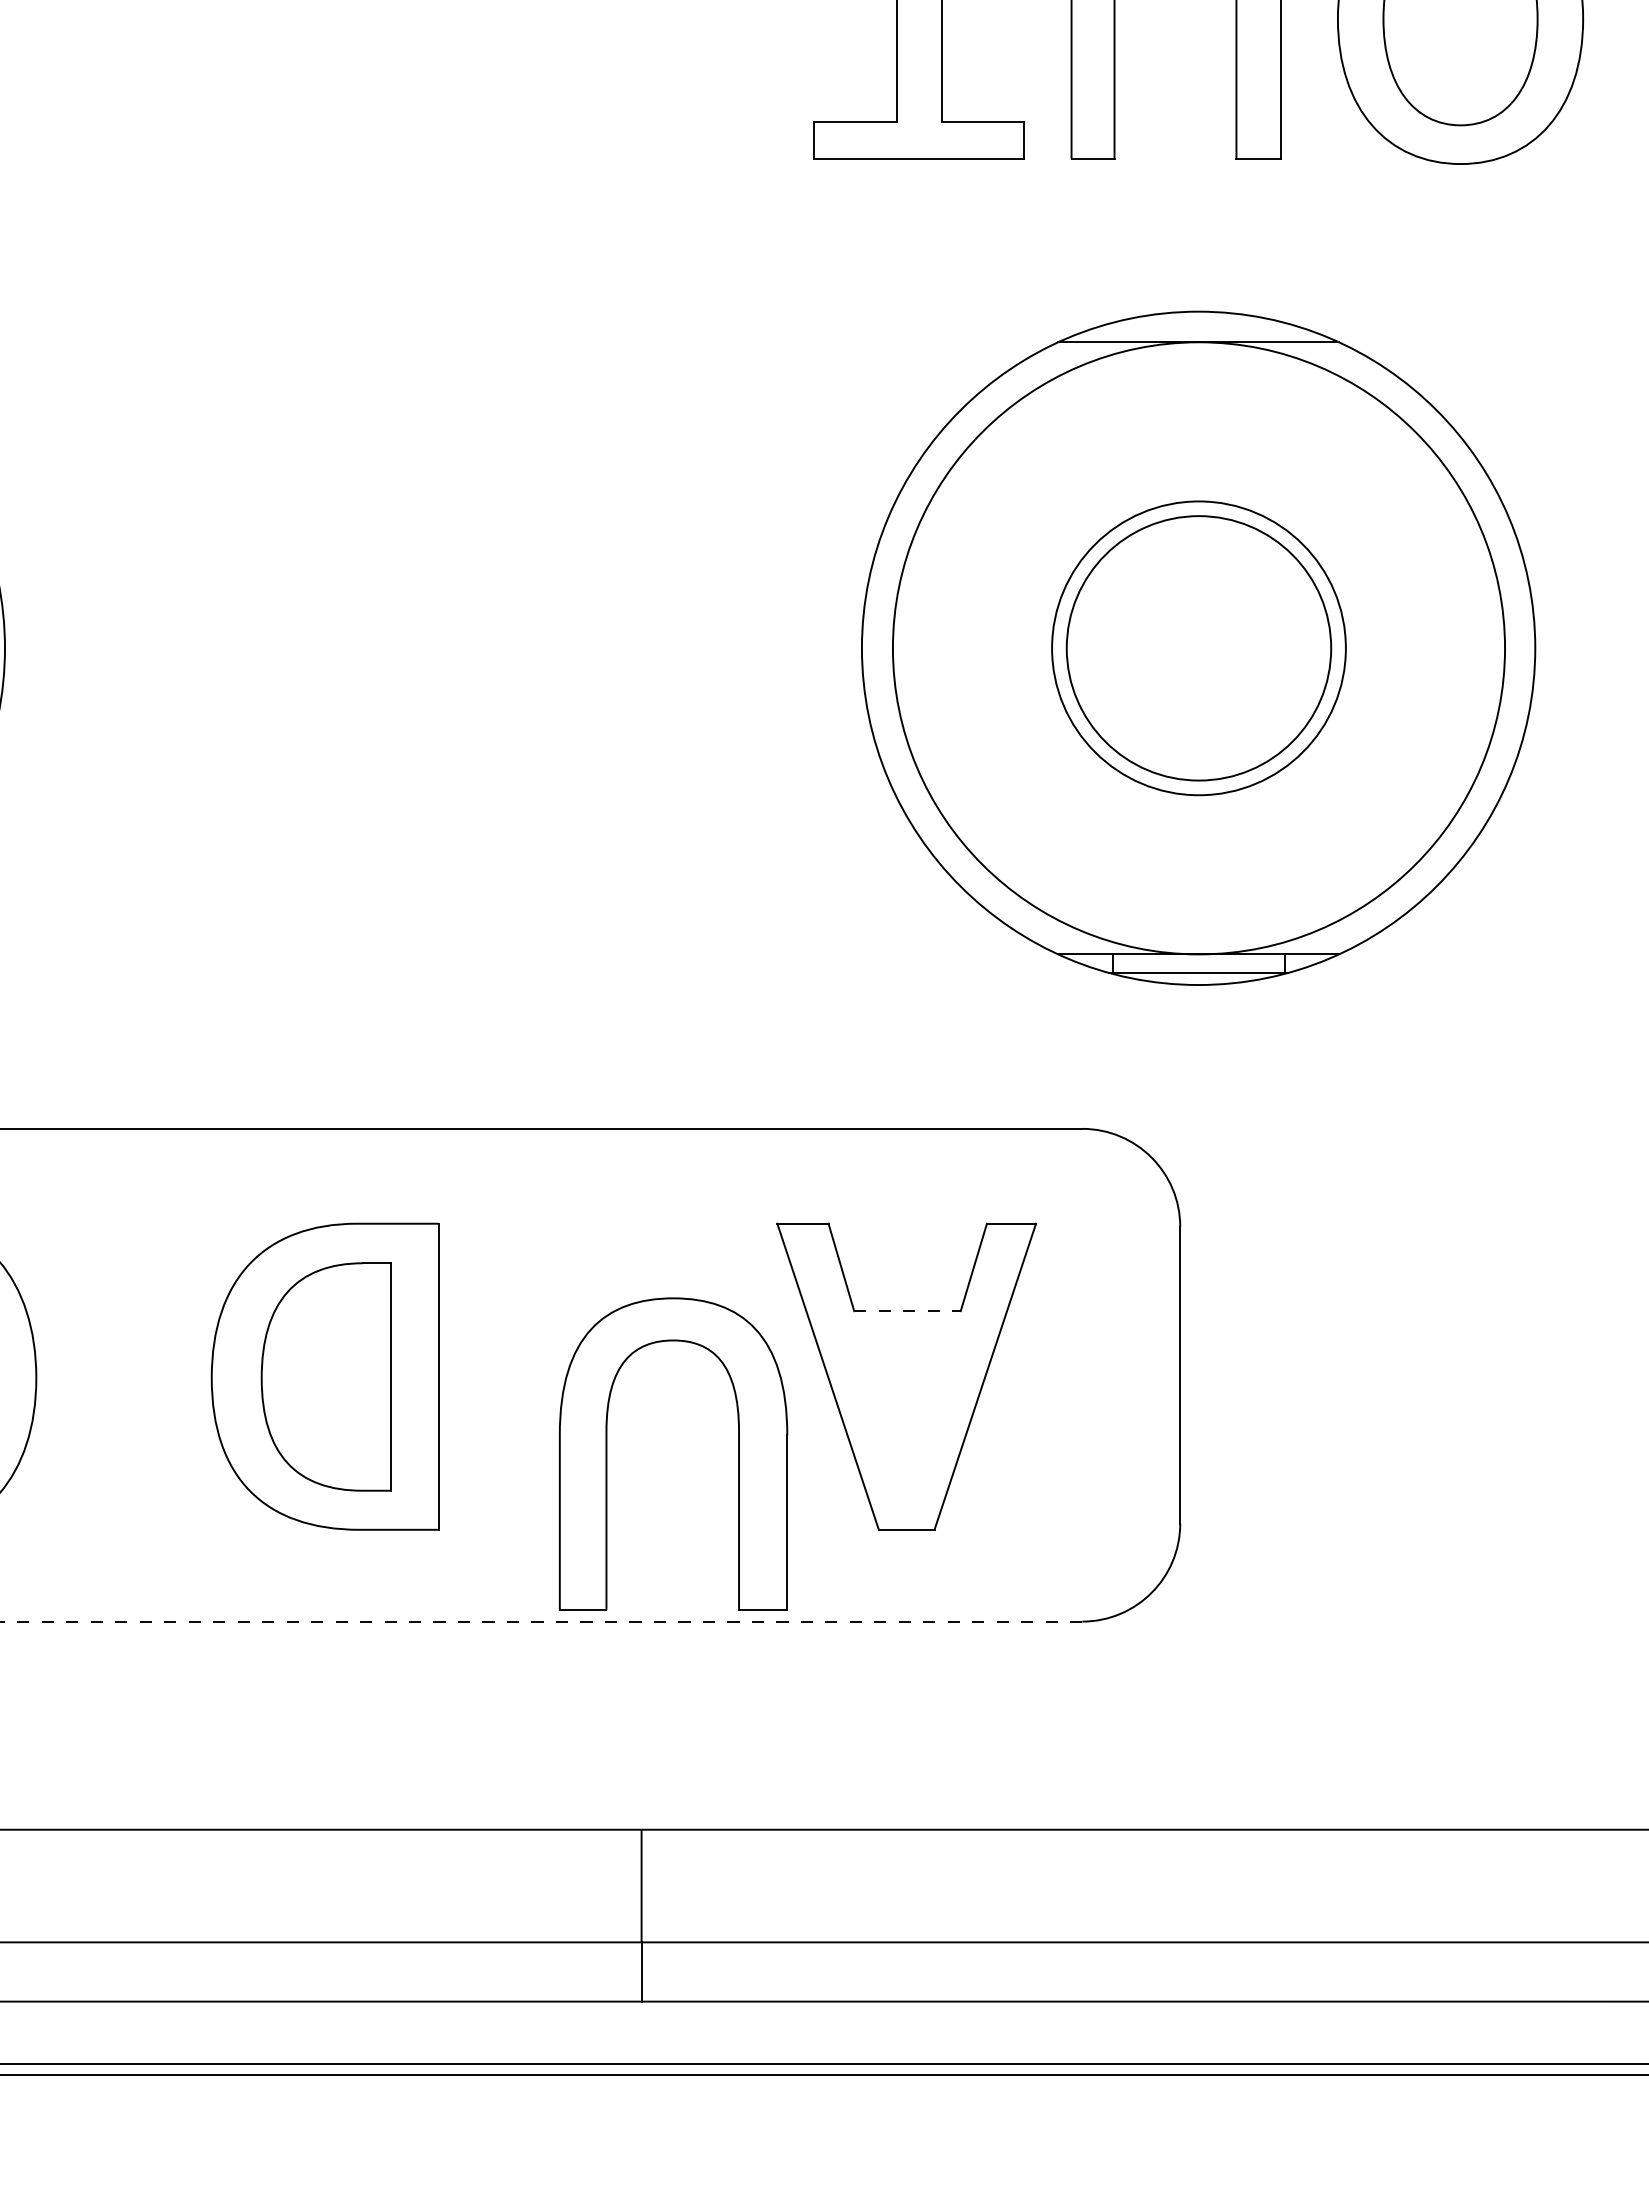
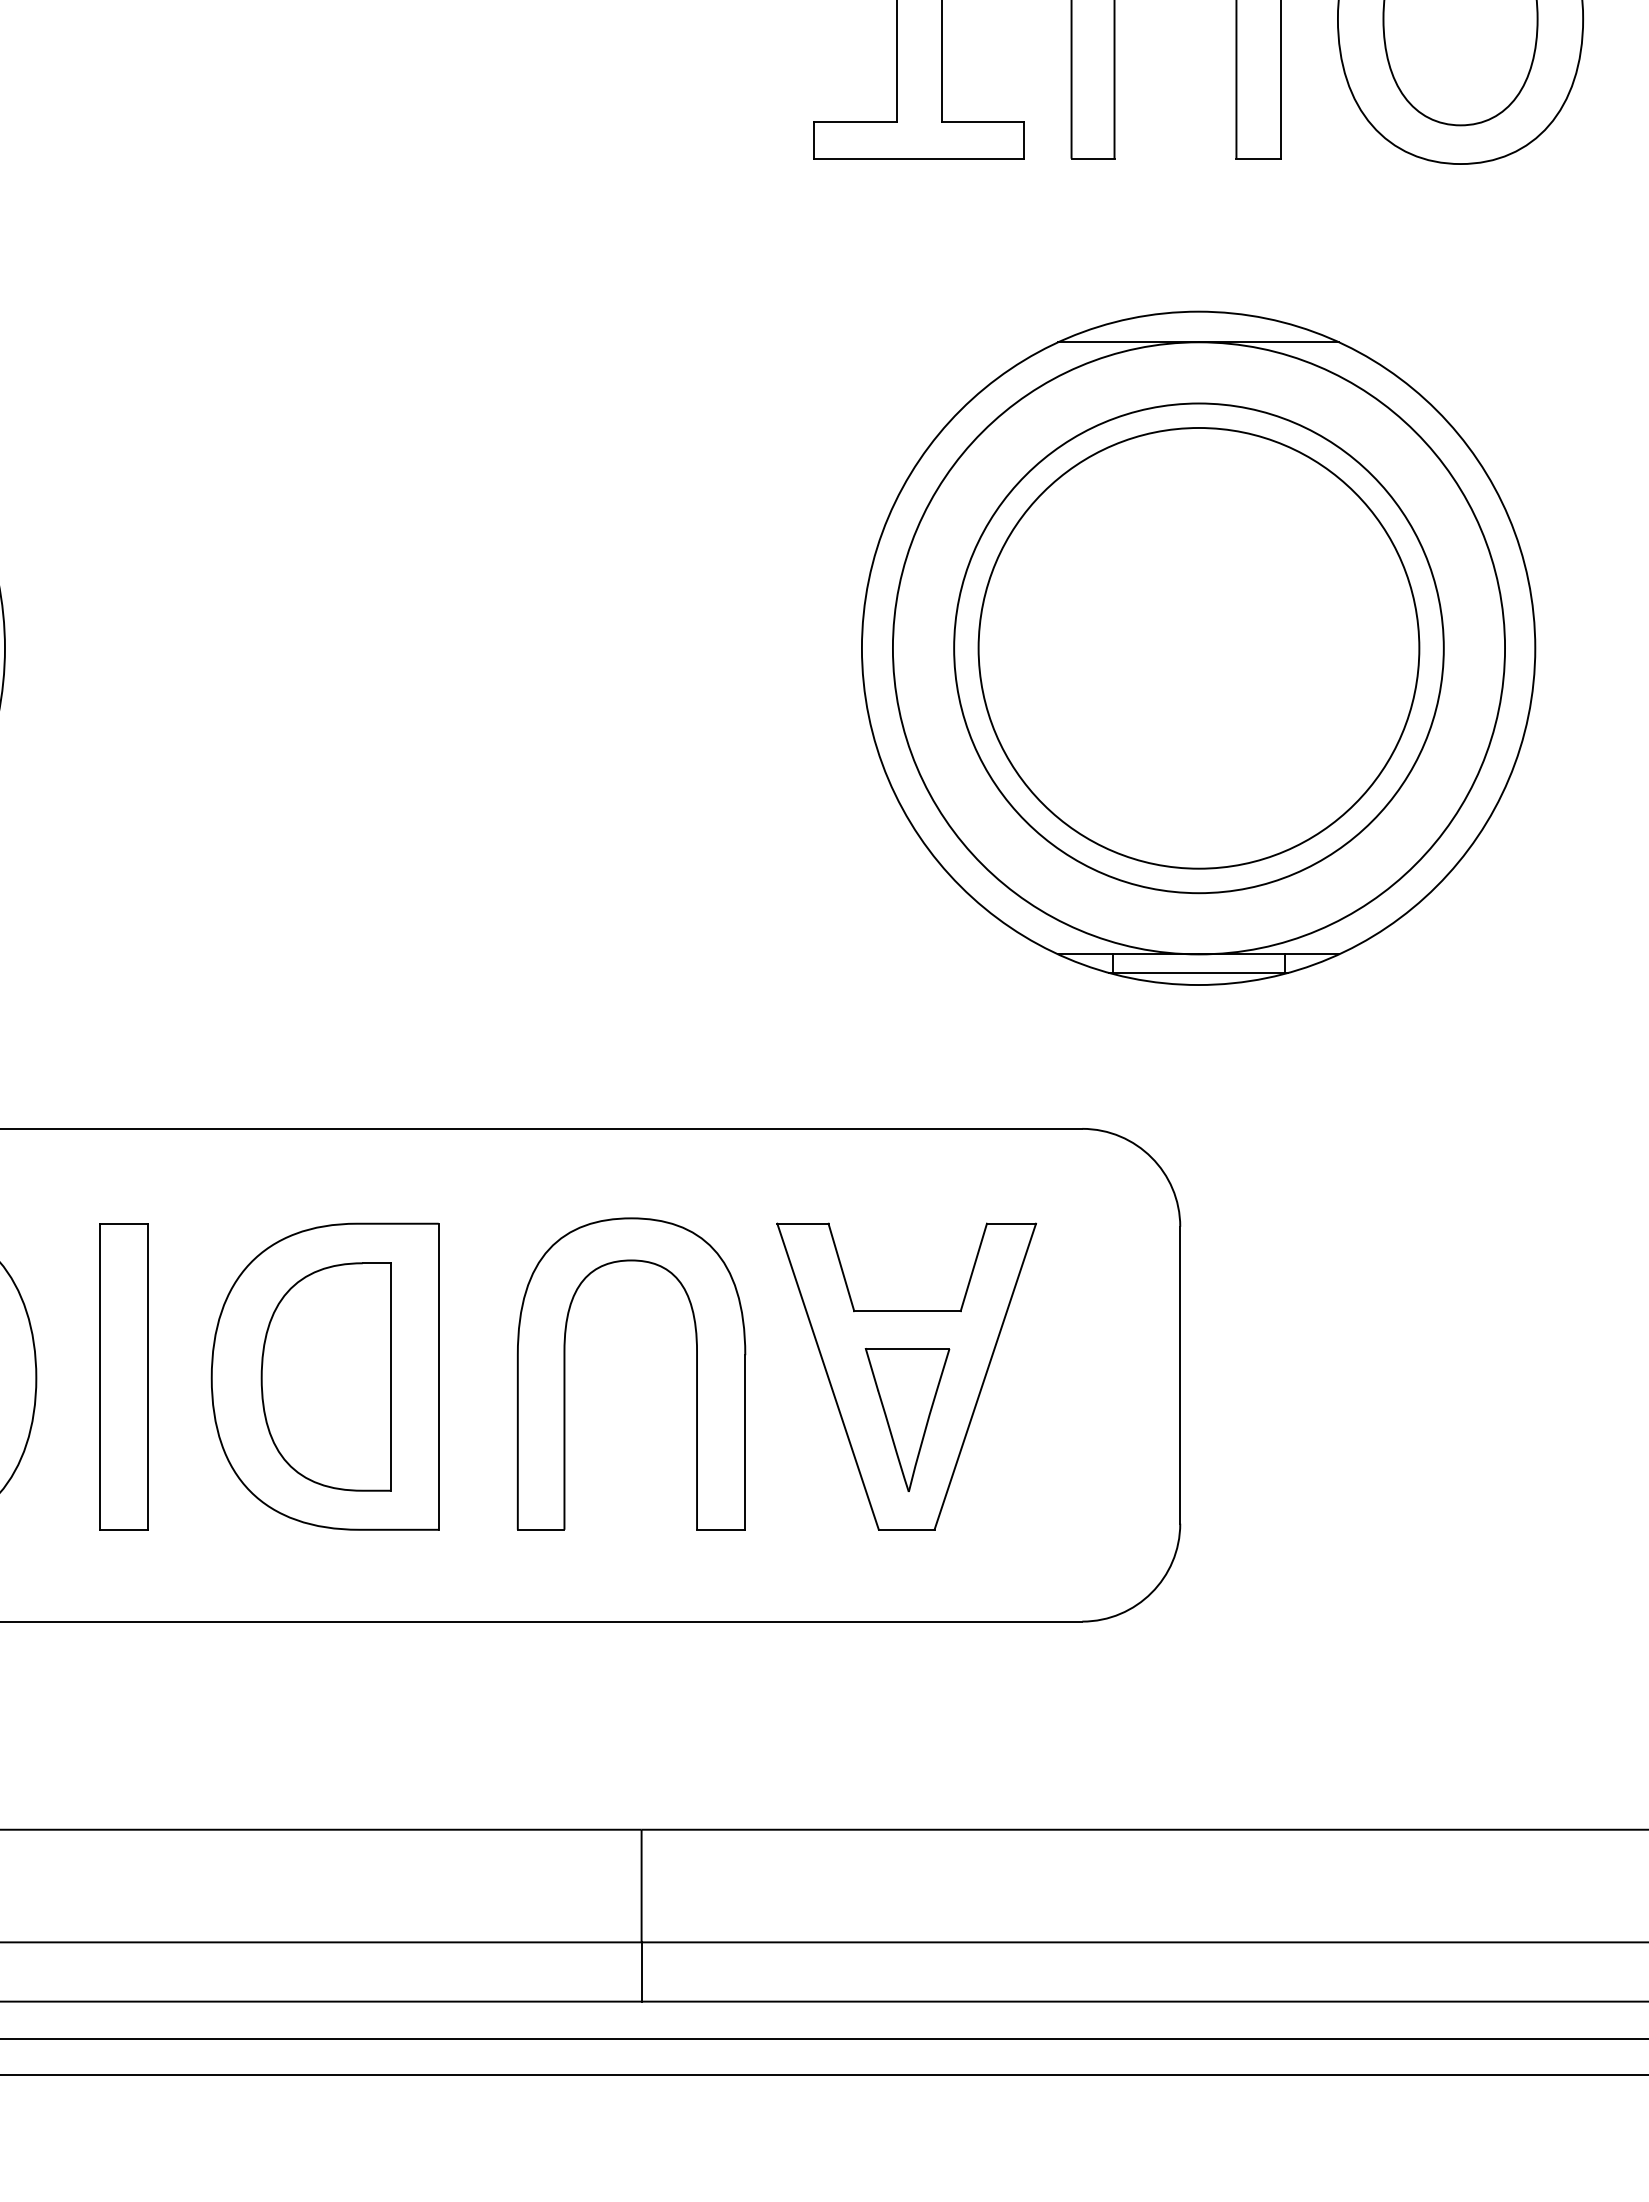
circle diameter: 264 px -> 441 px (1198, 647)
circle diameter: 294 px -> 490 px (1198, 648)
line: dashed -> solid (907, 1311)
part: none -> present (123, 1376)
part: none -> present (907, 1419)
part position: (738, 1453) -> (696, 1373) (696, 1373)
line: dashed -> solid (541, 1621)
line position: (823, 2063) -> (823, 2038) (823, 2038)
